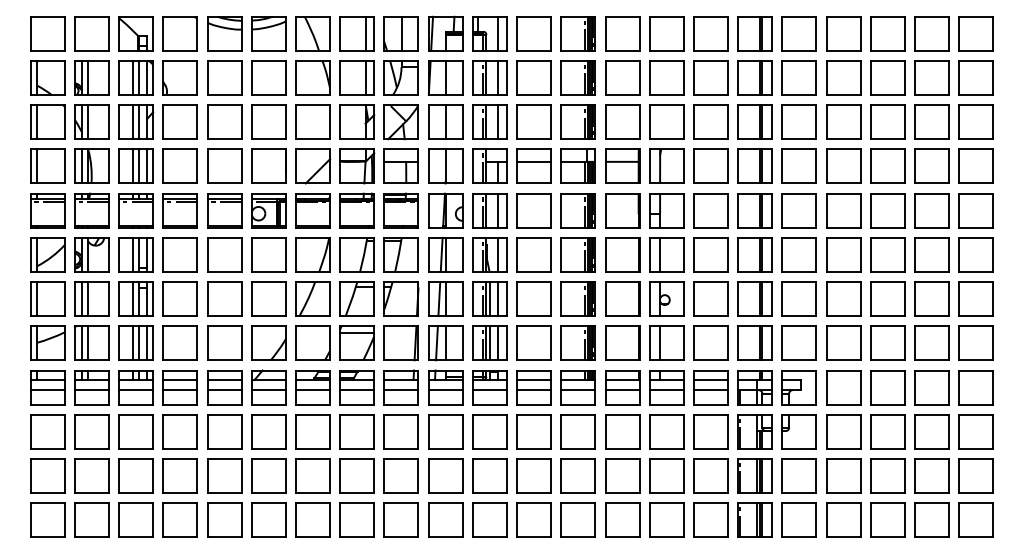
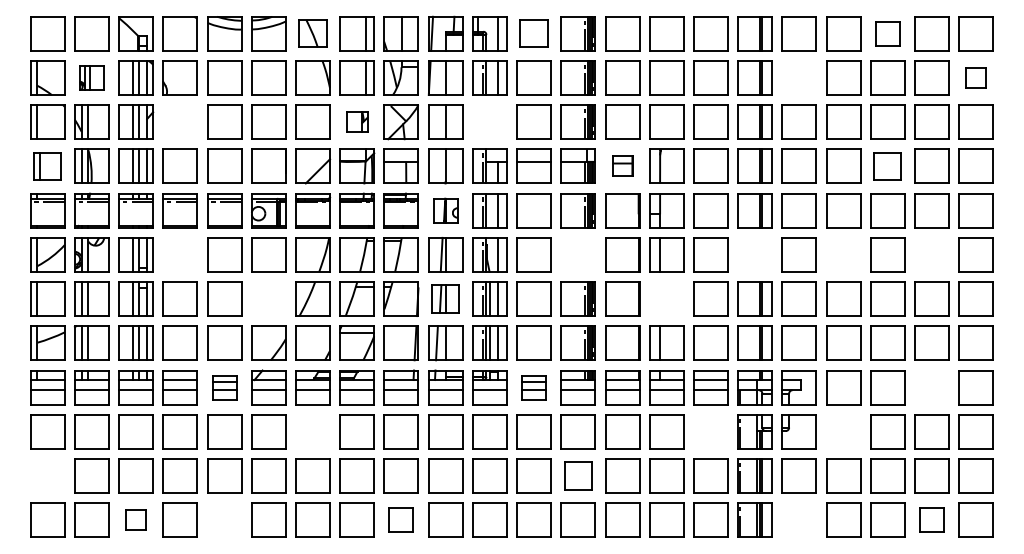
part size: 36x36 px -> 30x29 px (312, 33)
part size: 36x36 px -> 30x29 px (533, 33)
part size: 36x36 px -> 26x26 px (887, 33)
part size: 36x36 px -> 26x26 px (91, 77)
part: present -> none (798, 77)
part size: 36x36 px -> 22x22 px (975, 77)
part: present -> none (179, 121)
part size: 37x36 px -> 23x22 px (357, 121)
part: present -> none (489, 121)
part size: 36x36 px -> 29x29 px (47, 166)
part size: 36x36 px -> 22x22 px (622, 165)
part size: 36x36 px -> 29x29 px (887, 166)
part size: 36x37 px -> 26x27 px (445, 210)
part: present -> none (179, 254)
part: present -> none (577, 254)
part: present -> none (754, 254)
part: present -> none (843, 254)
part: present -> none (931, 254)
part: present -> none (268, 298)
part size: 36x36 px -> 29x30 px (445, 298)
part: present -> none (666, 298)
part size: 36x36 px -> 26x26 px (224, 387)
part size: 36x36 px -> 26x26 px (533, 387)
part: present -> none (931, 387)
part: present -> none (312, 431)
part: present -> none (710, 431)
part: present -> none (843, 431)
part: present -> none (47, 475)
part size: 36x36 px -> 29x30 px (578, 475)
part size: 36x36 px -> 22x22 px (135, 519)
part: present -> none (224, 519)
part size: 36x36 px -> 26x26 px (400, 519)
part: present -> none (798, 519)
part size: 36x36 px -> 26x26 px (931, 519)
